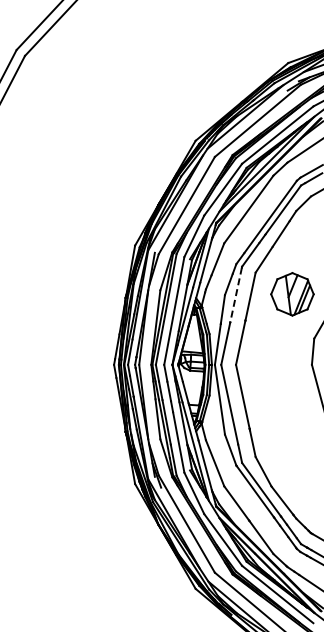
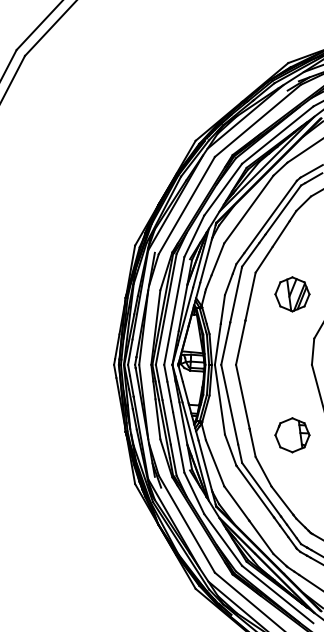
part size: 45x45 px -> 37x37 px (292, 294)
line: dashed -> solid (235, 295)
part: none -> present (292, 435)
